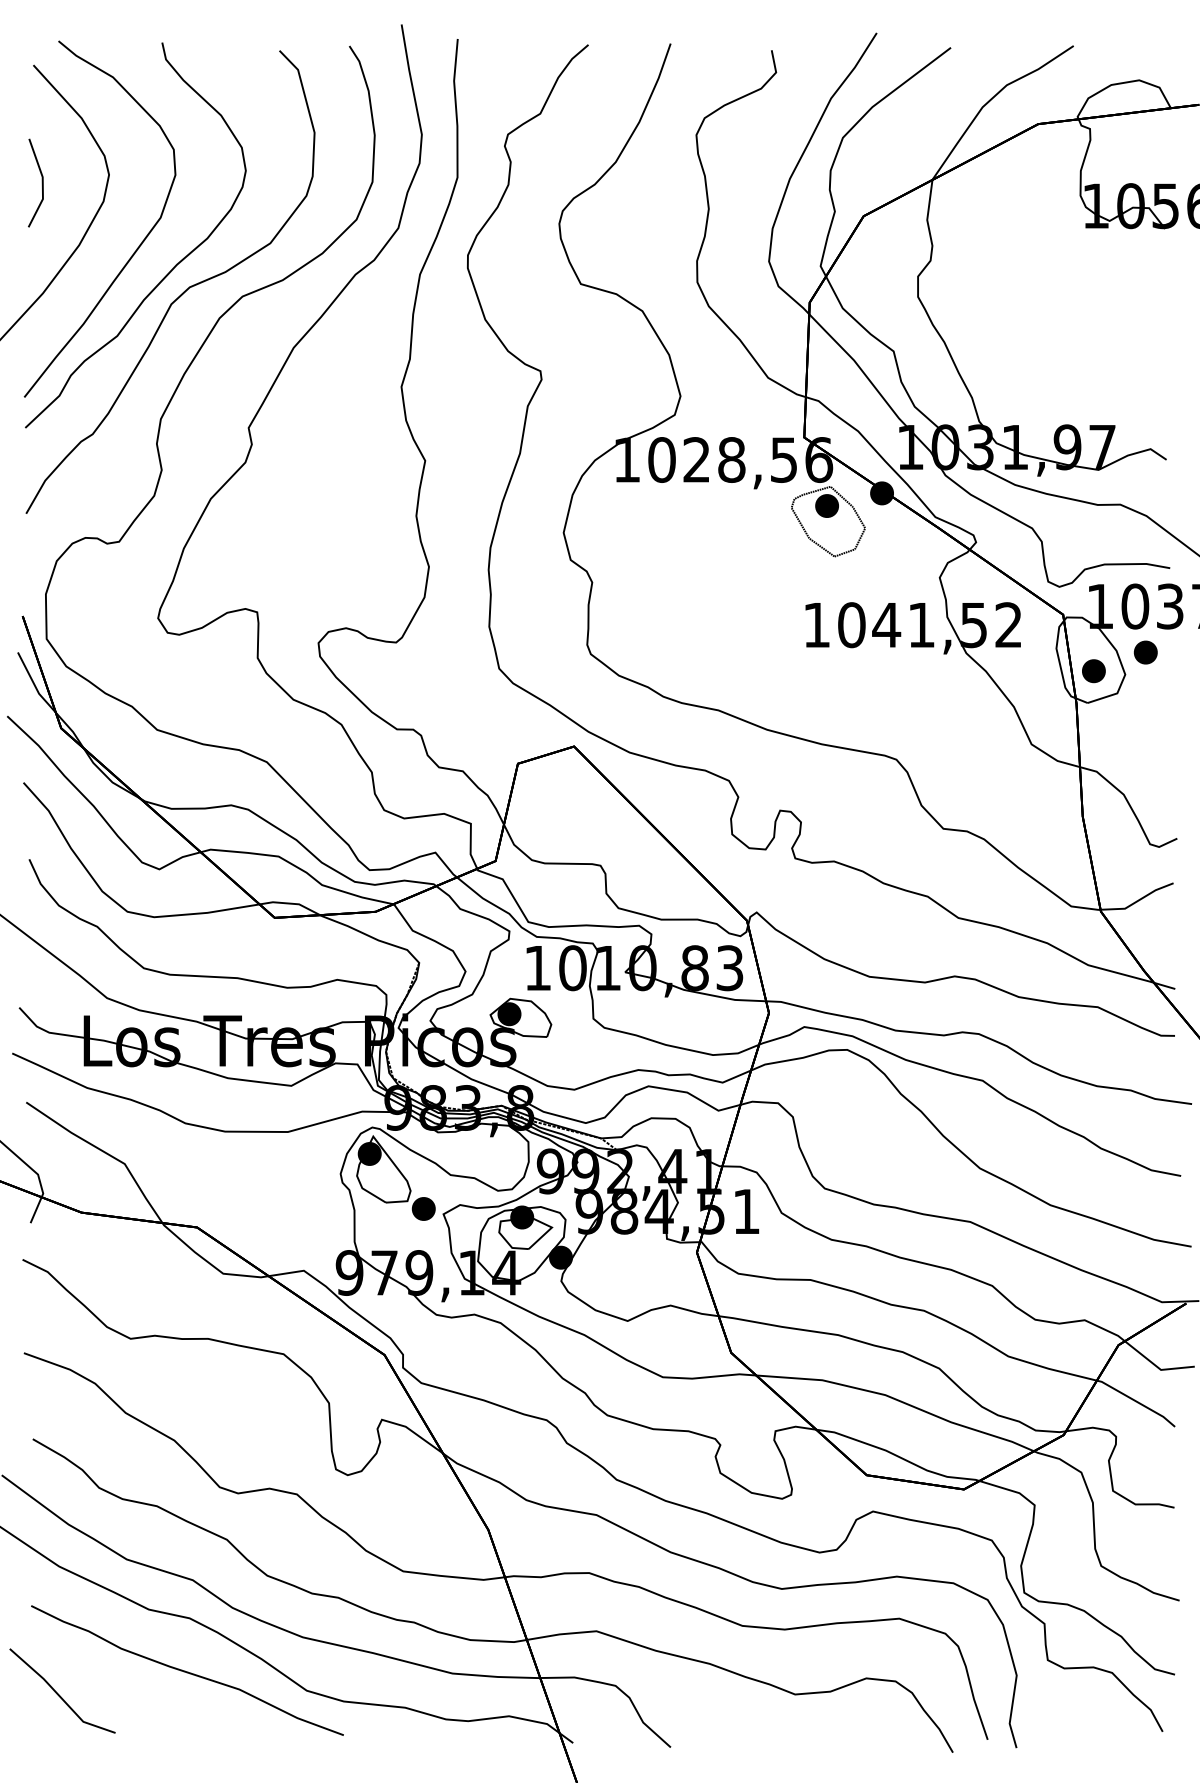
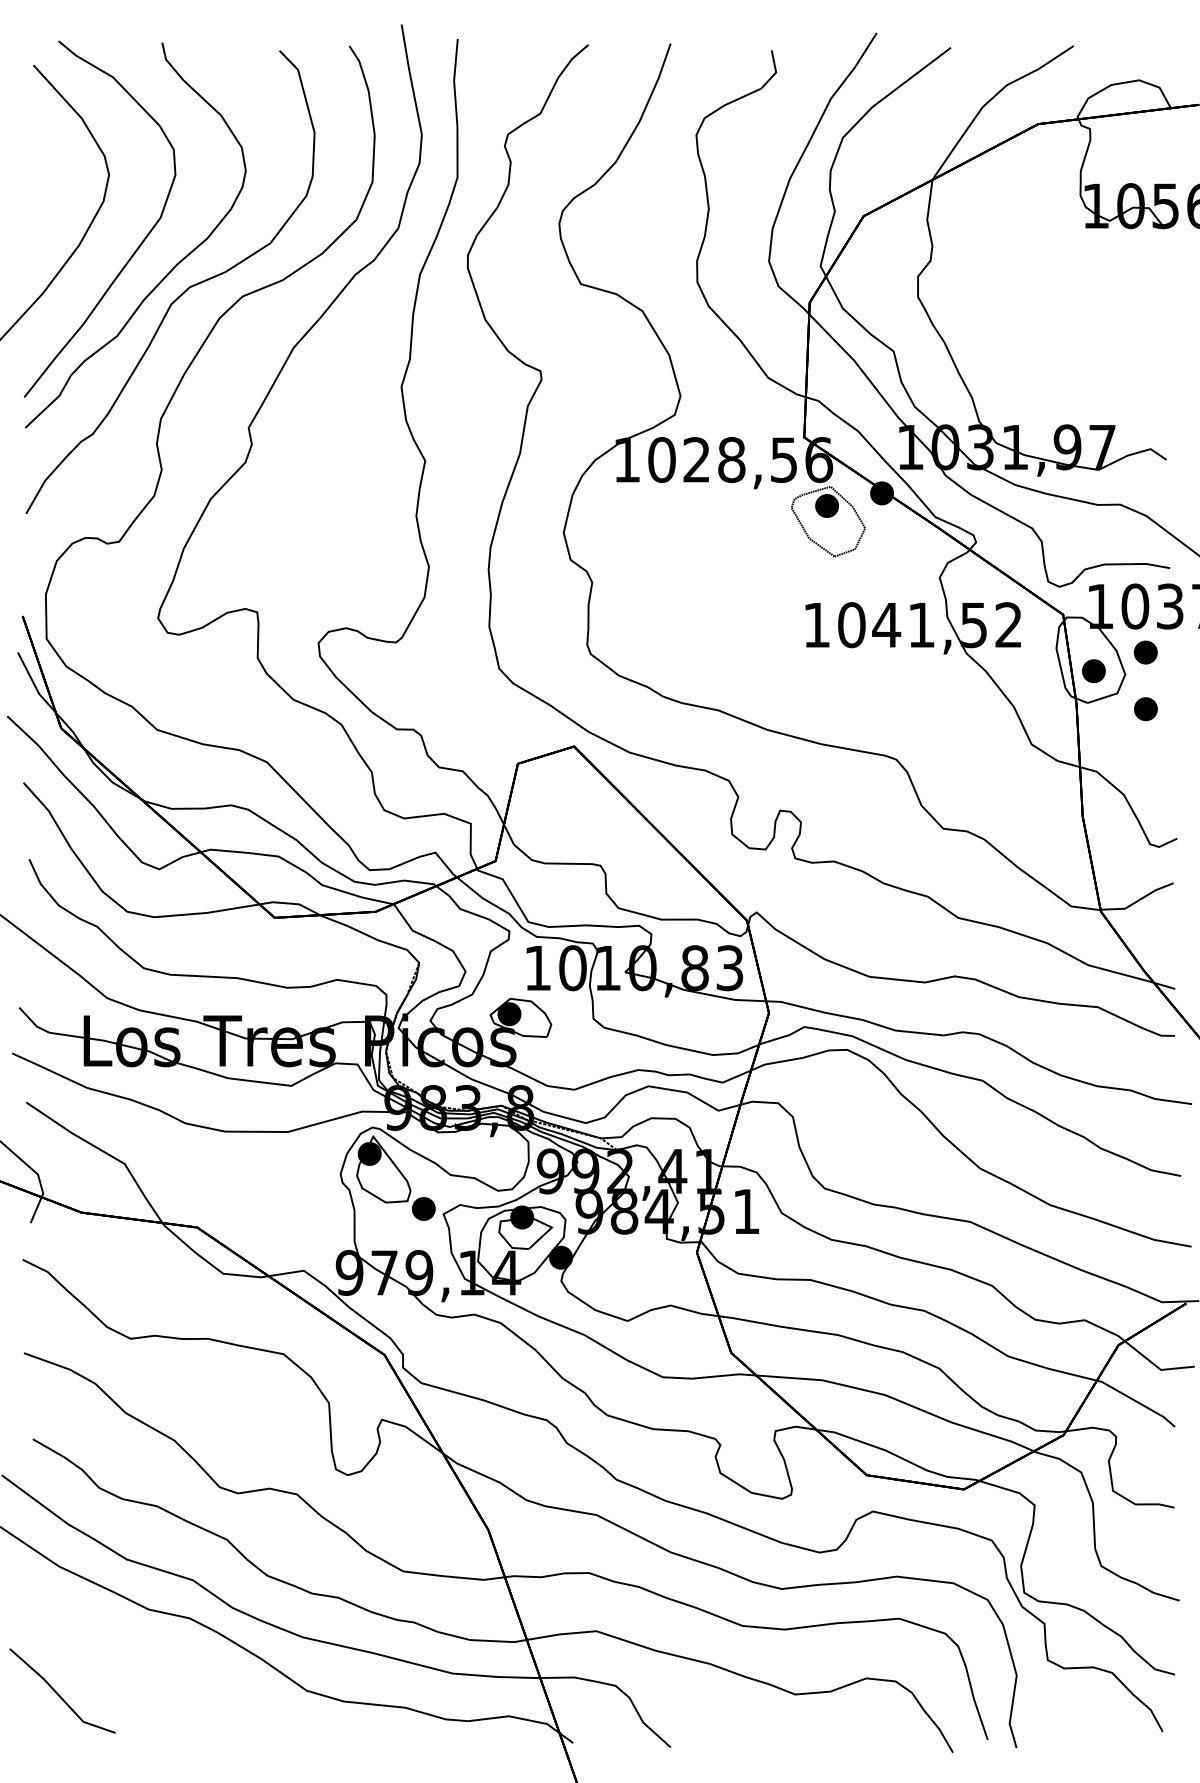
line: present -> none (41, 182)
part: none -> present (1145, 709)
curve: present -> none (187, 1671)
